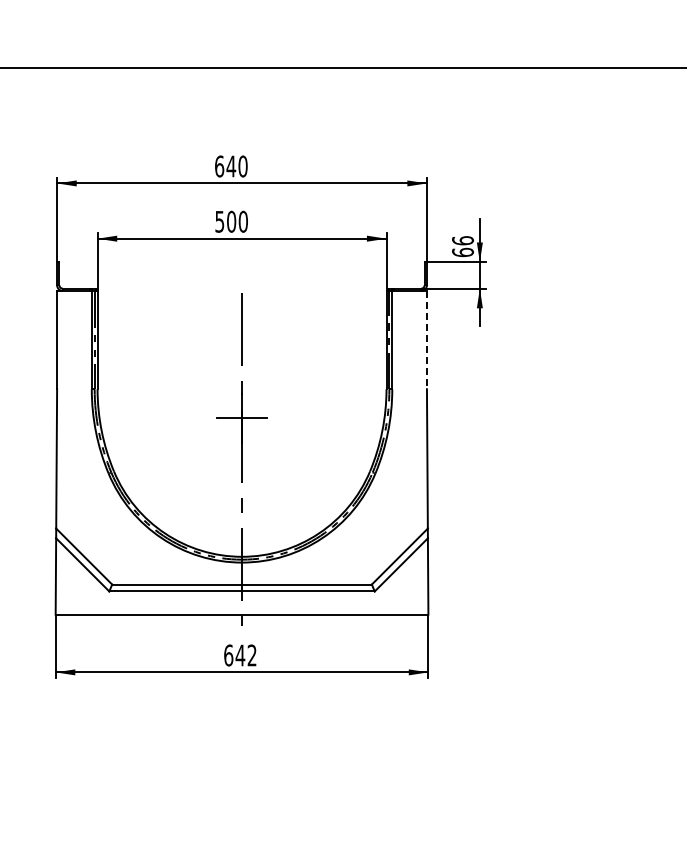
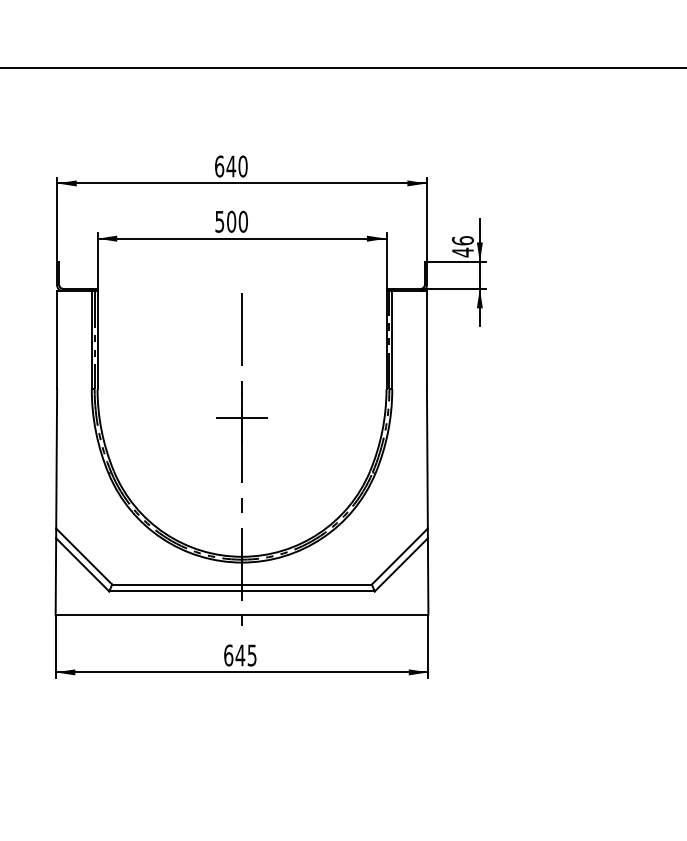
text: 66 -> 46 (463, 252)
line: dashed -> solid (426, 340)
text: 642 -> 645 (251, 655)
